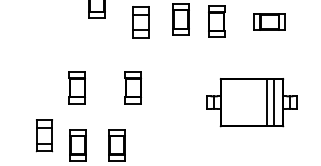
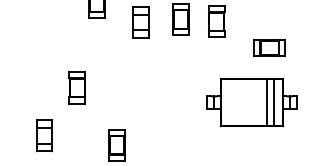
part position: (269, 21) -> (269, 47) (269, 47)
part: present -> none (132, 87)
part: present -> none (77, 145)
